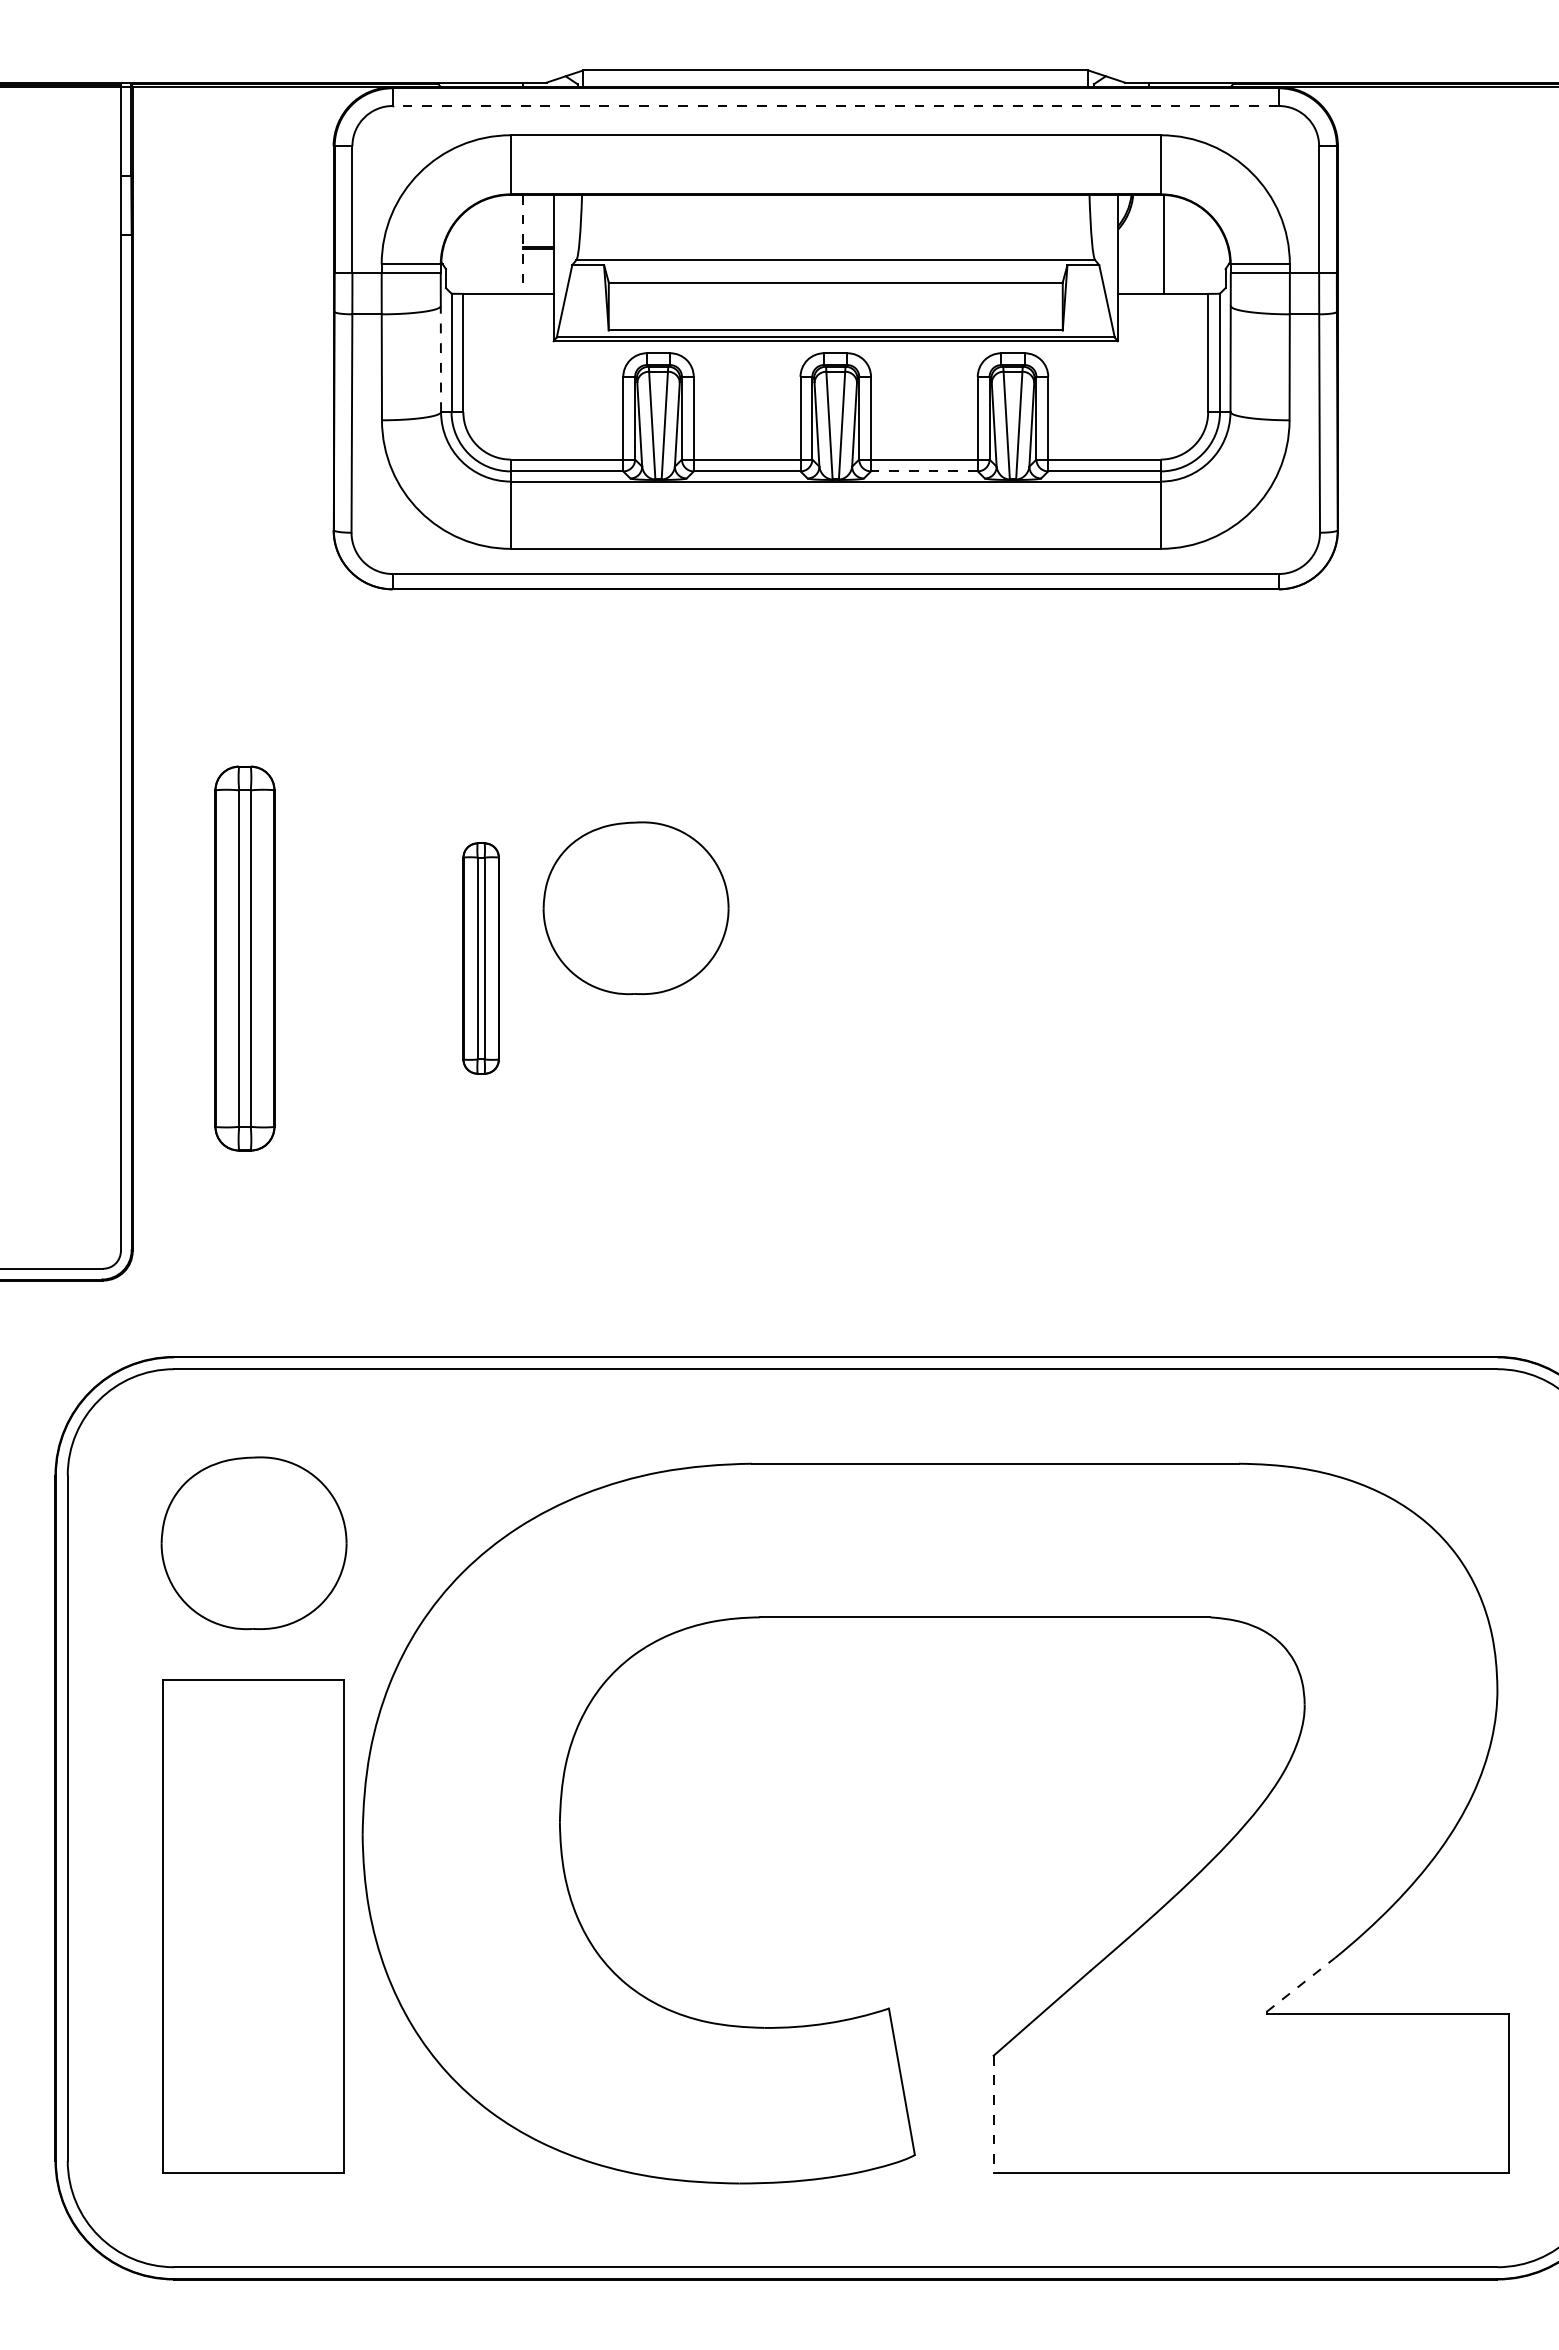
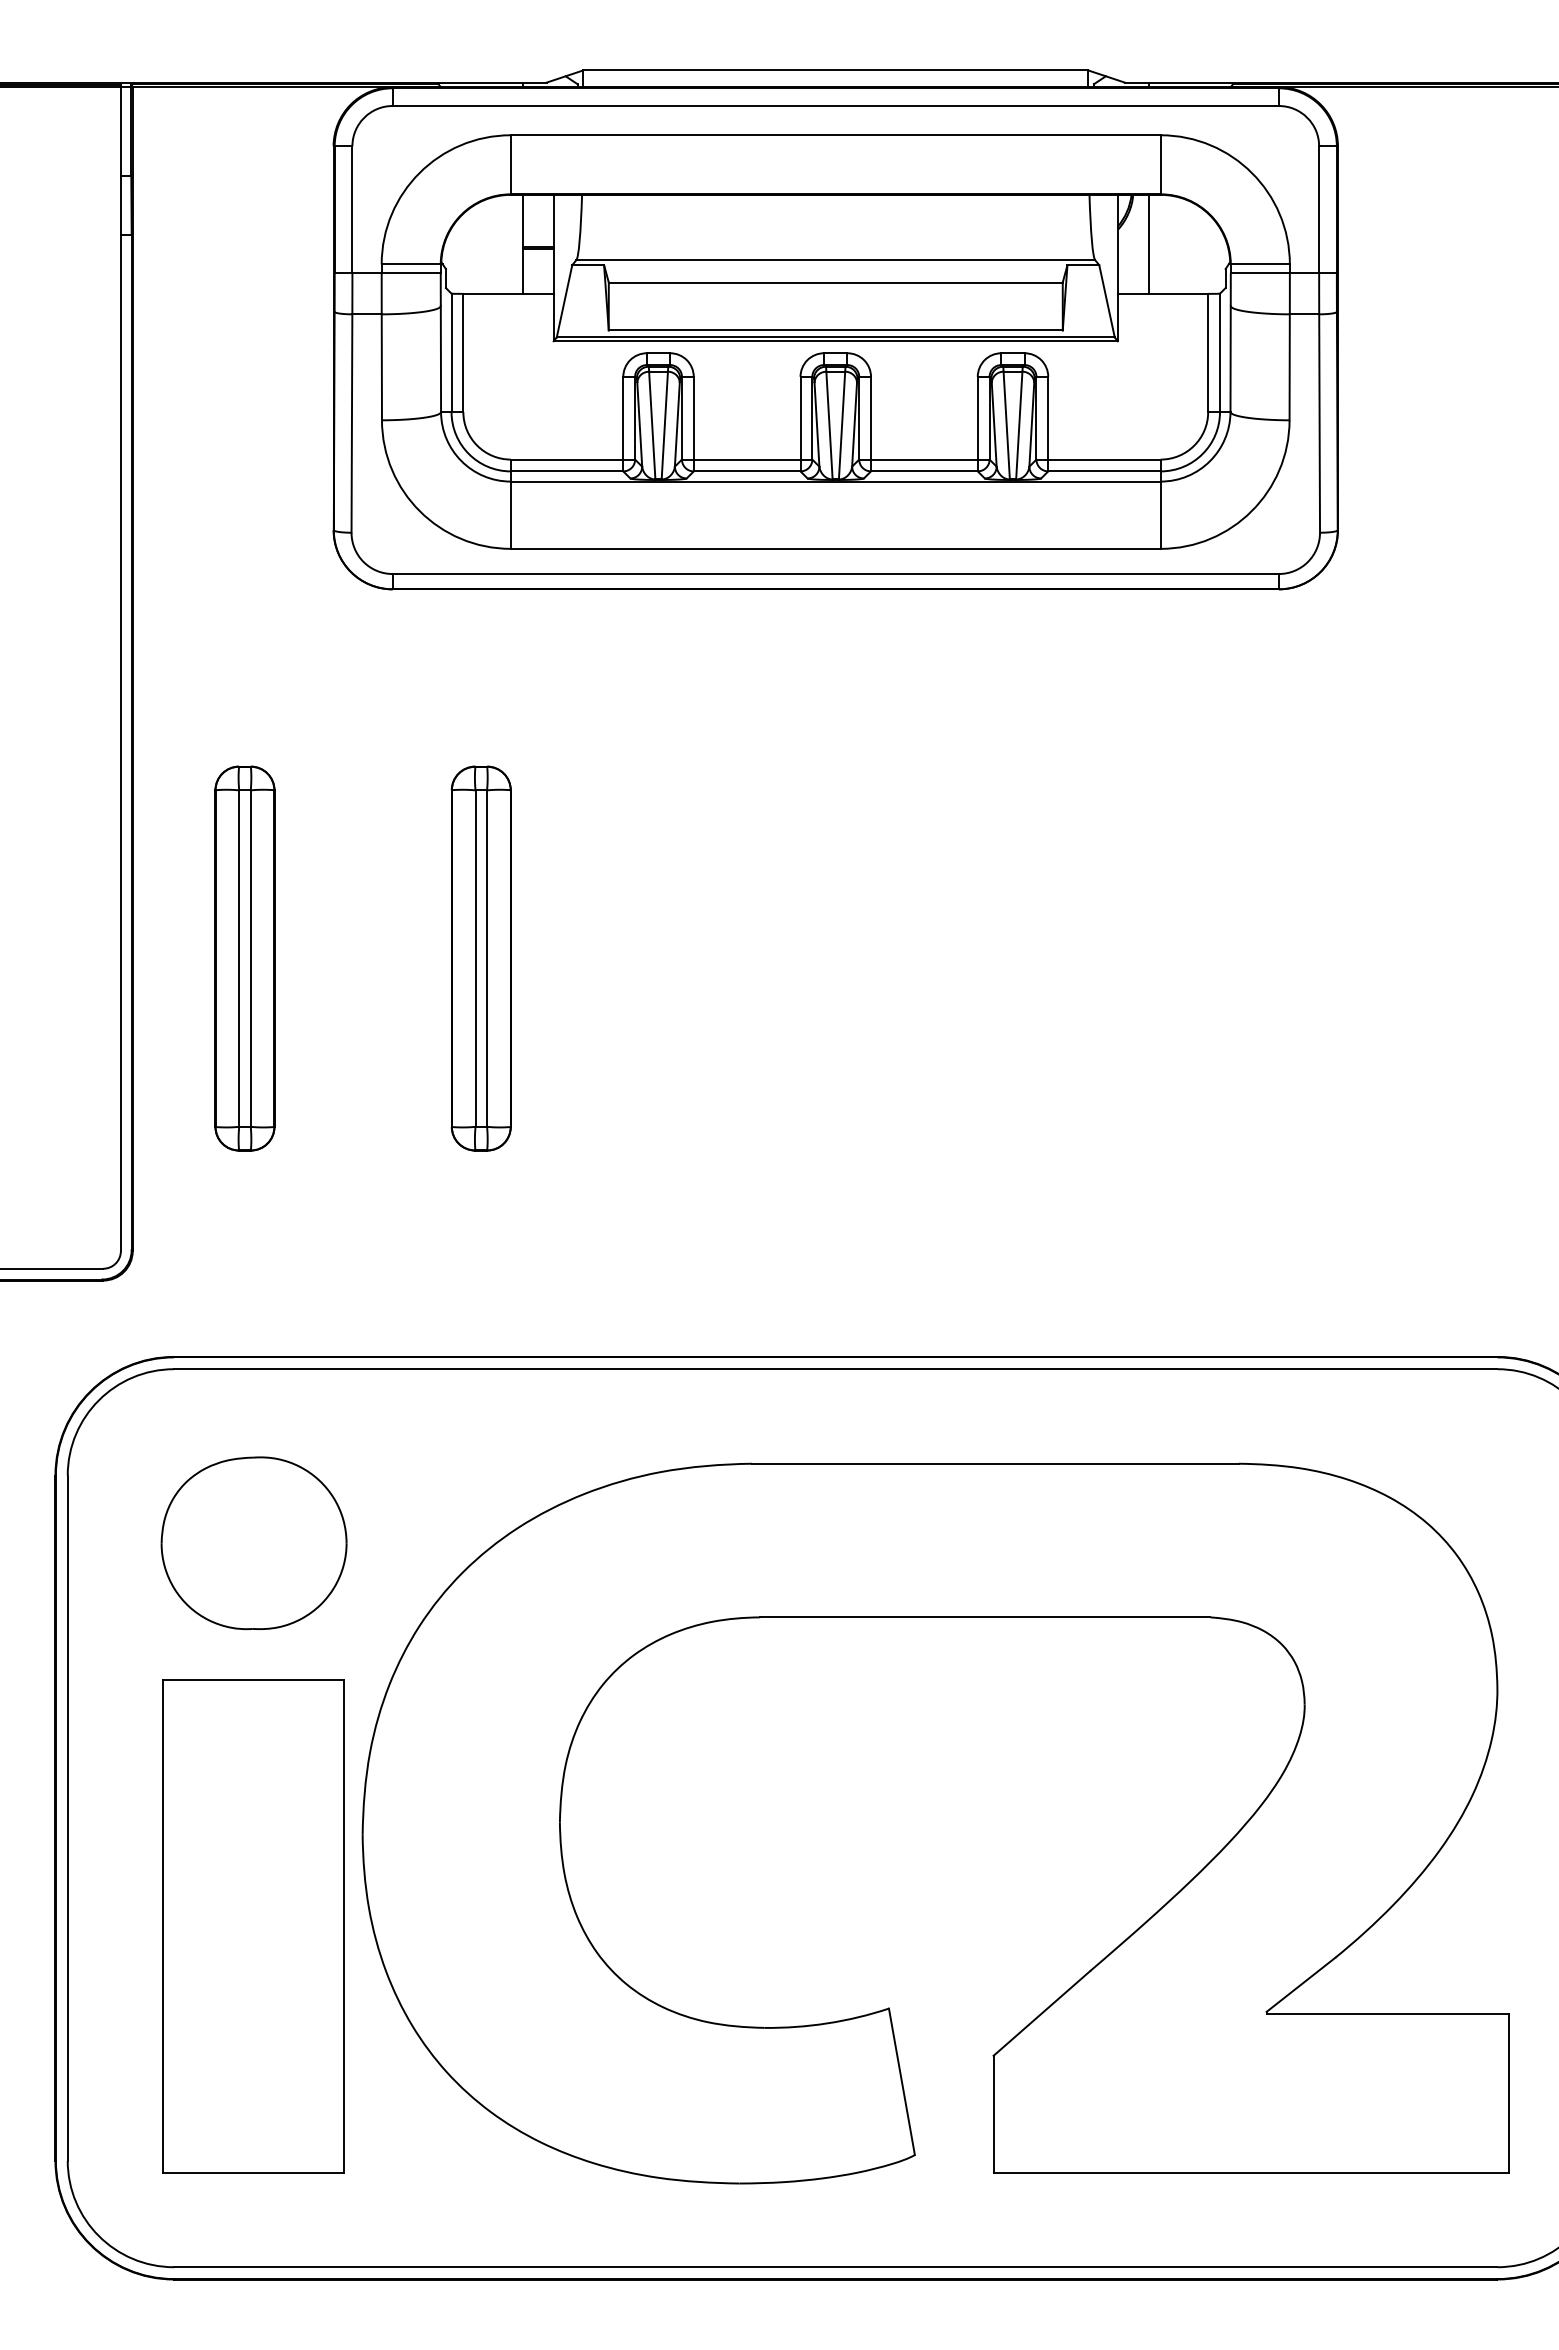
line: dashed -> solid (835, 106)
line position: (1163, 243) -> (1148, 243) (1148, 243)
line: dashed -> solid (522, 244)
line: dashed -> solid (440, 359)
line: dashed -> solid (923, 471)
part: present -> none (635, 908)
part size: 38x233 px -> 62x387 px (480, 958)
line: dashed -> solid (1300, 1984)
line: dashed -> solid (993, 2114)
